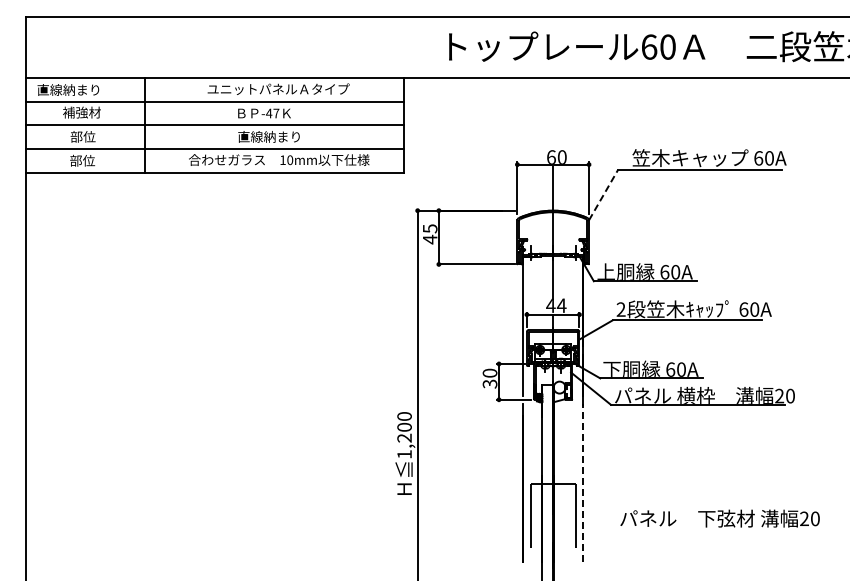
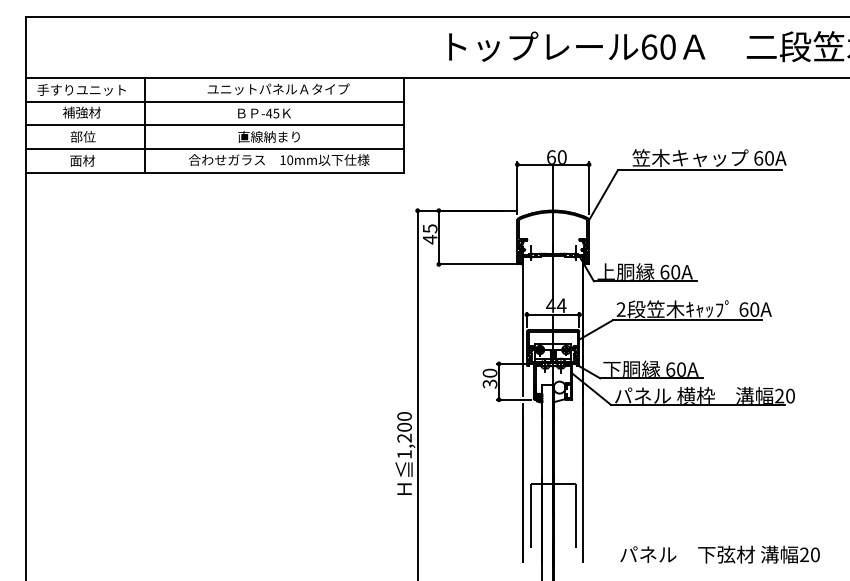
text: 直線納まり -> 手すりユニット (81, 89)
text: -47 -> -45 (276, 113)
text: 部位 -> 面材 (82, 160)
line: dashed -> solid (603, 195)
line: dashed -> solid (583, 482)
text position: (719, 518) -> (719, 554) (719, 554)
